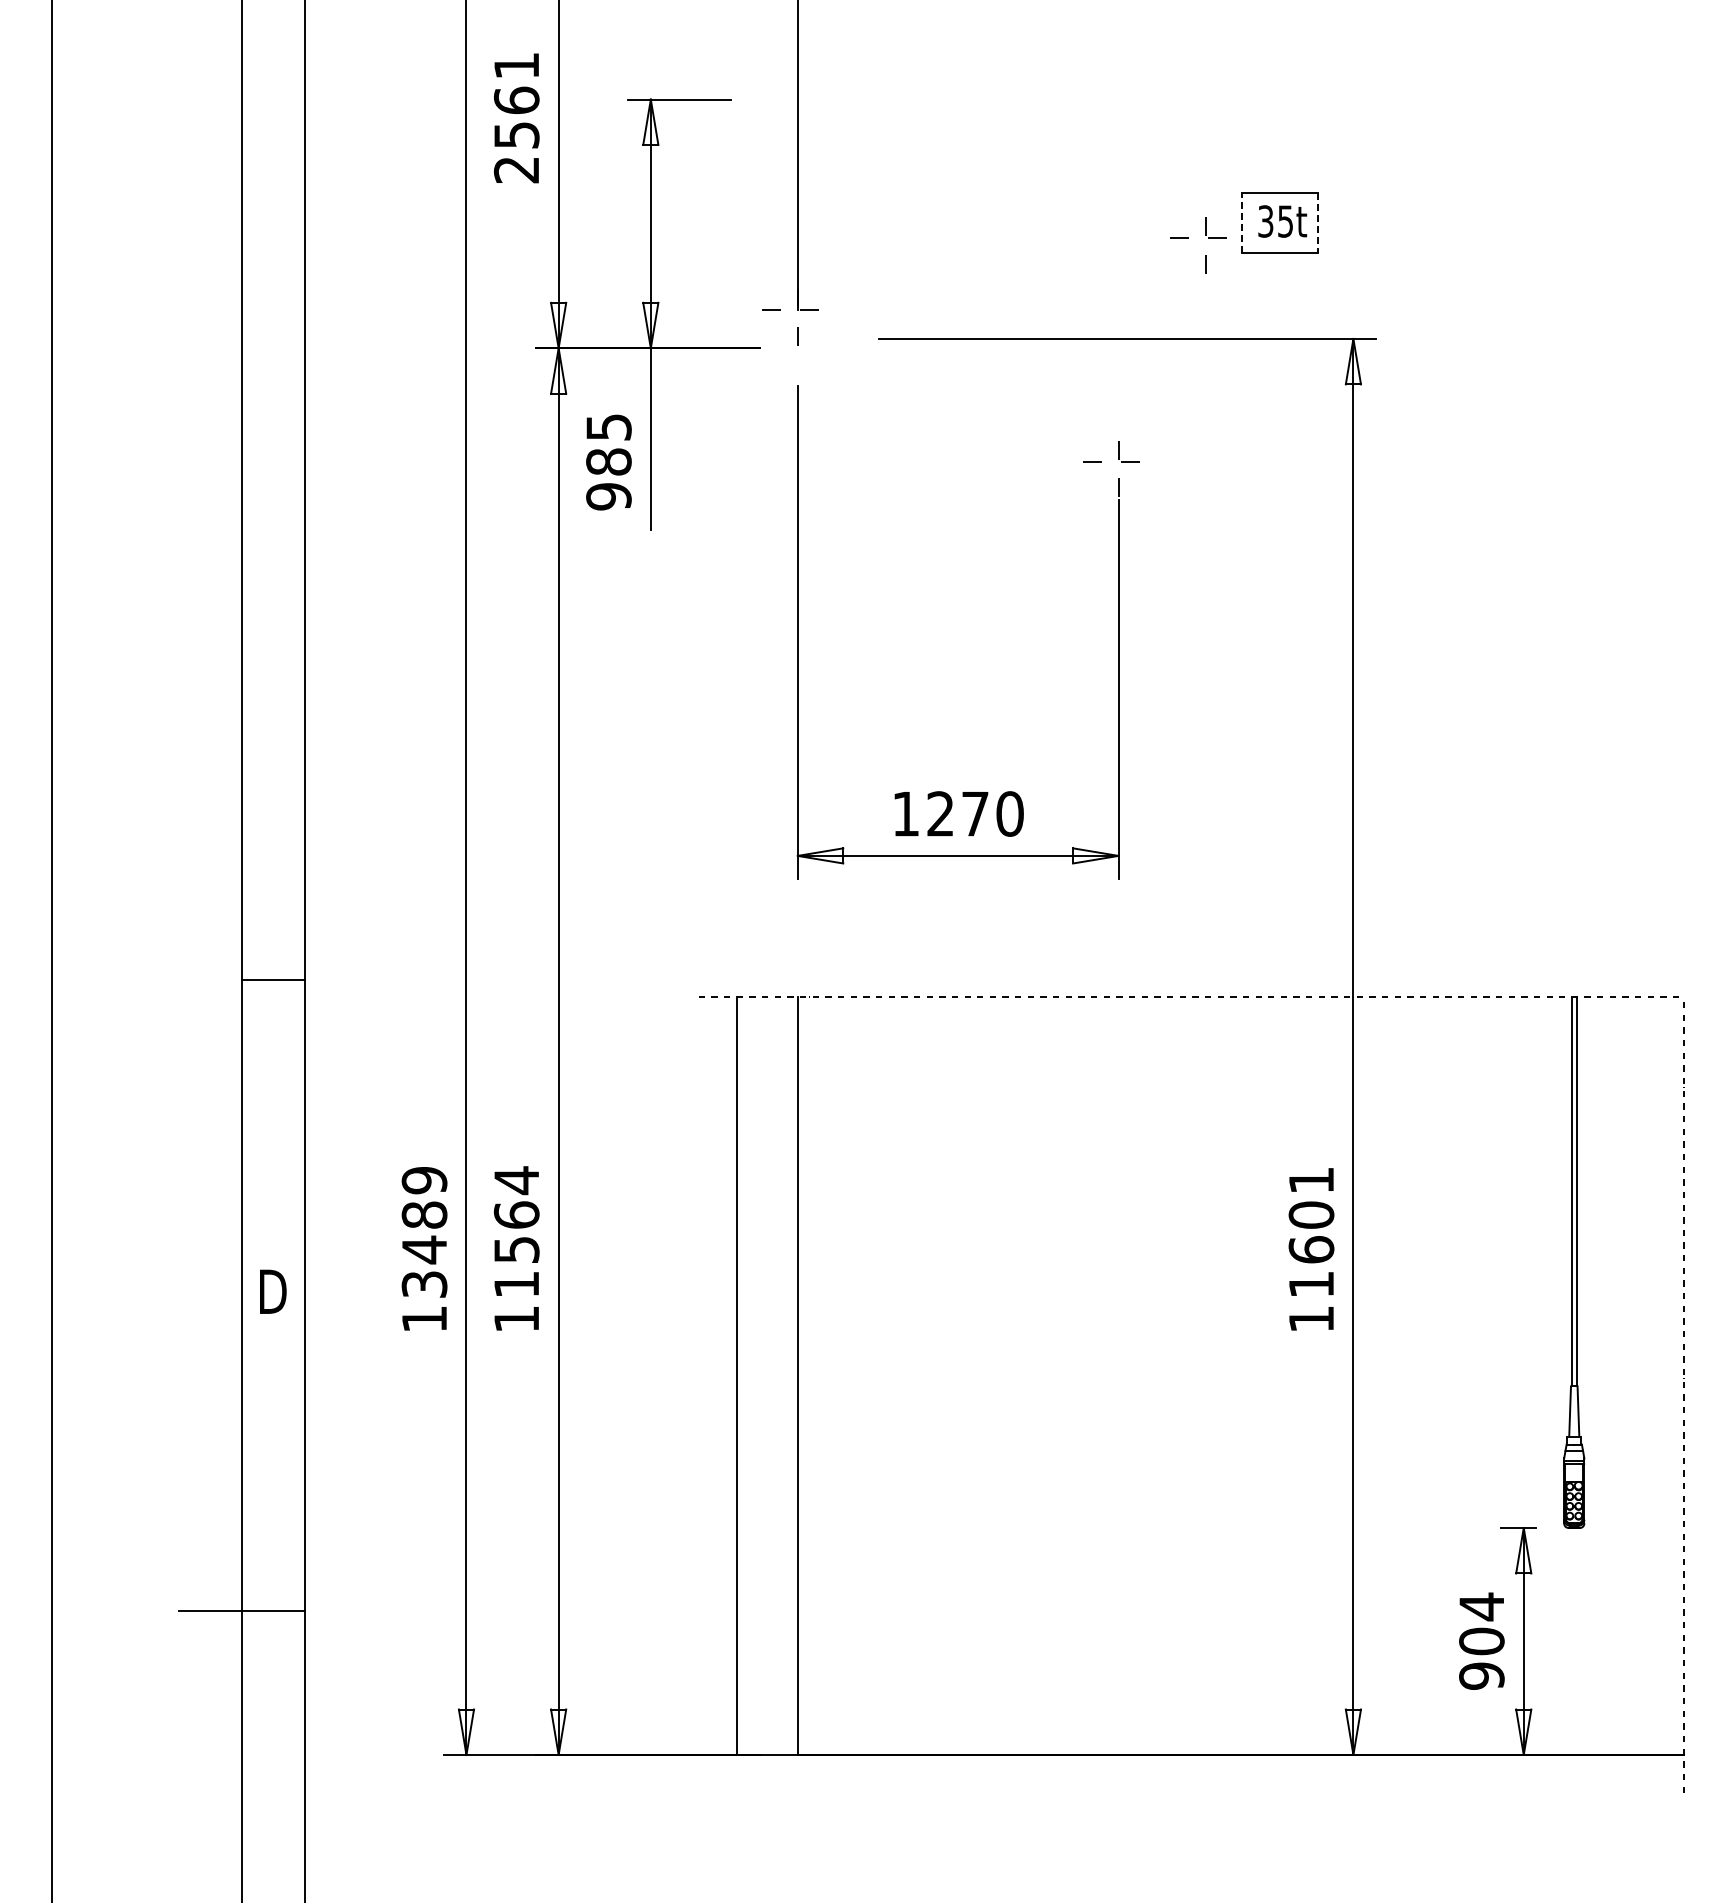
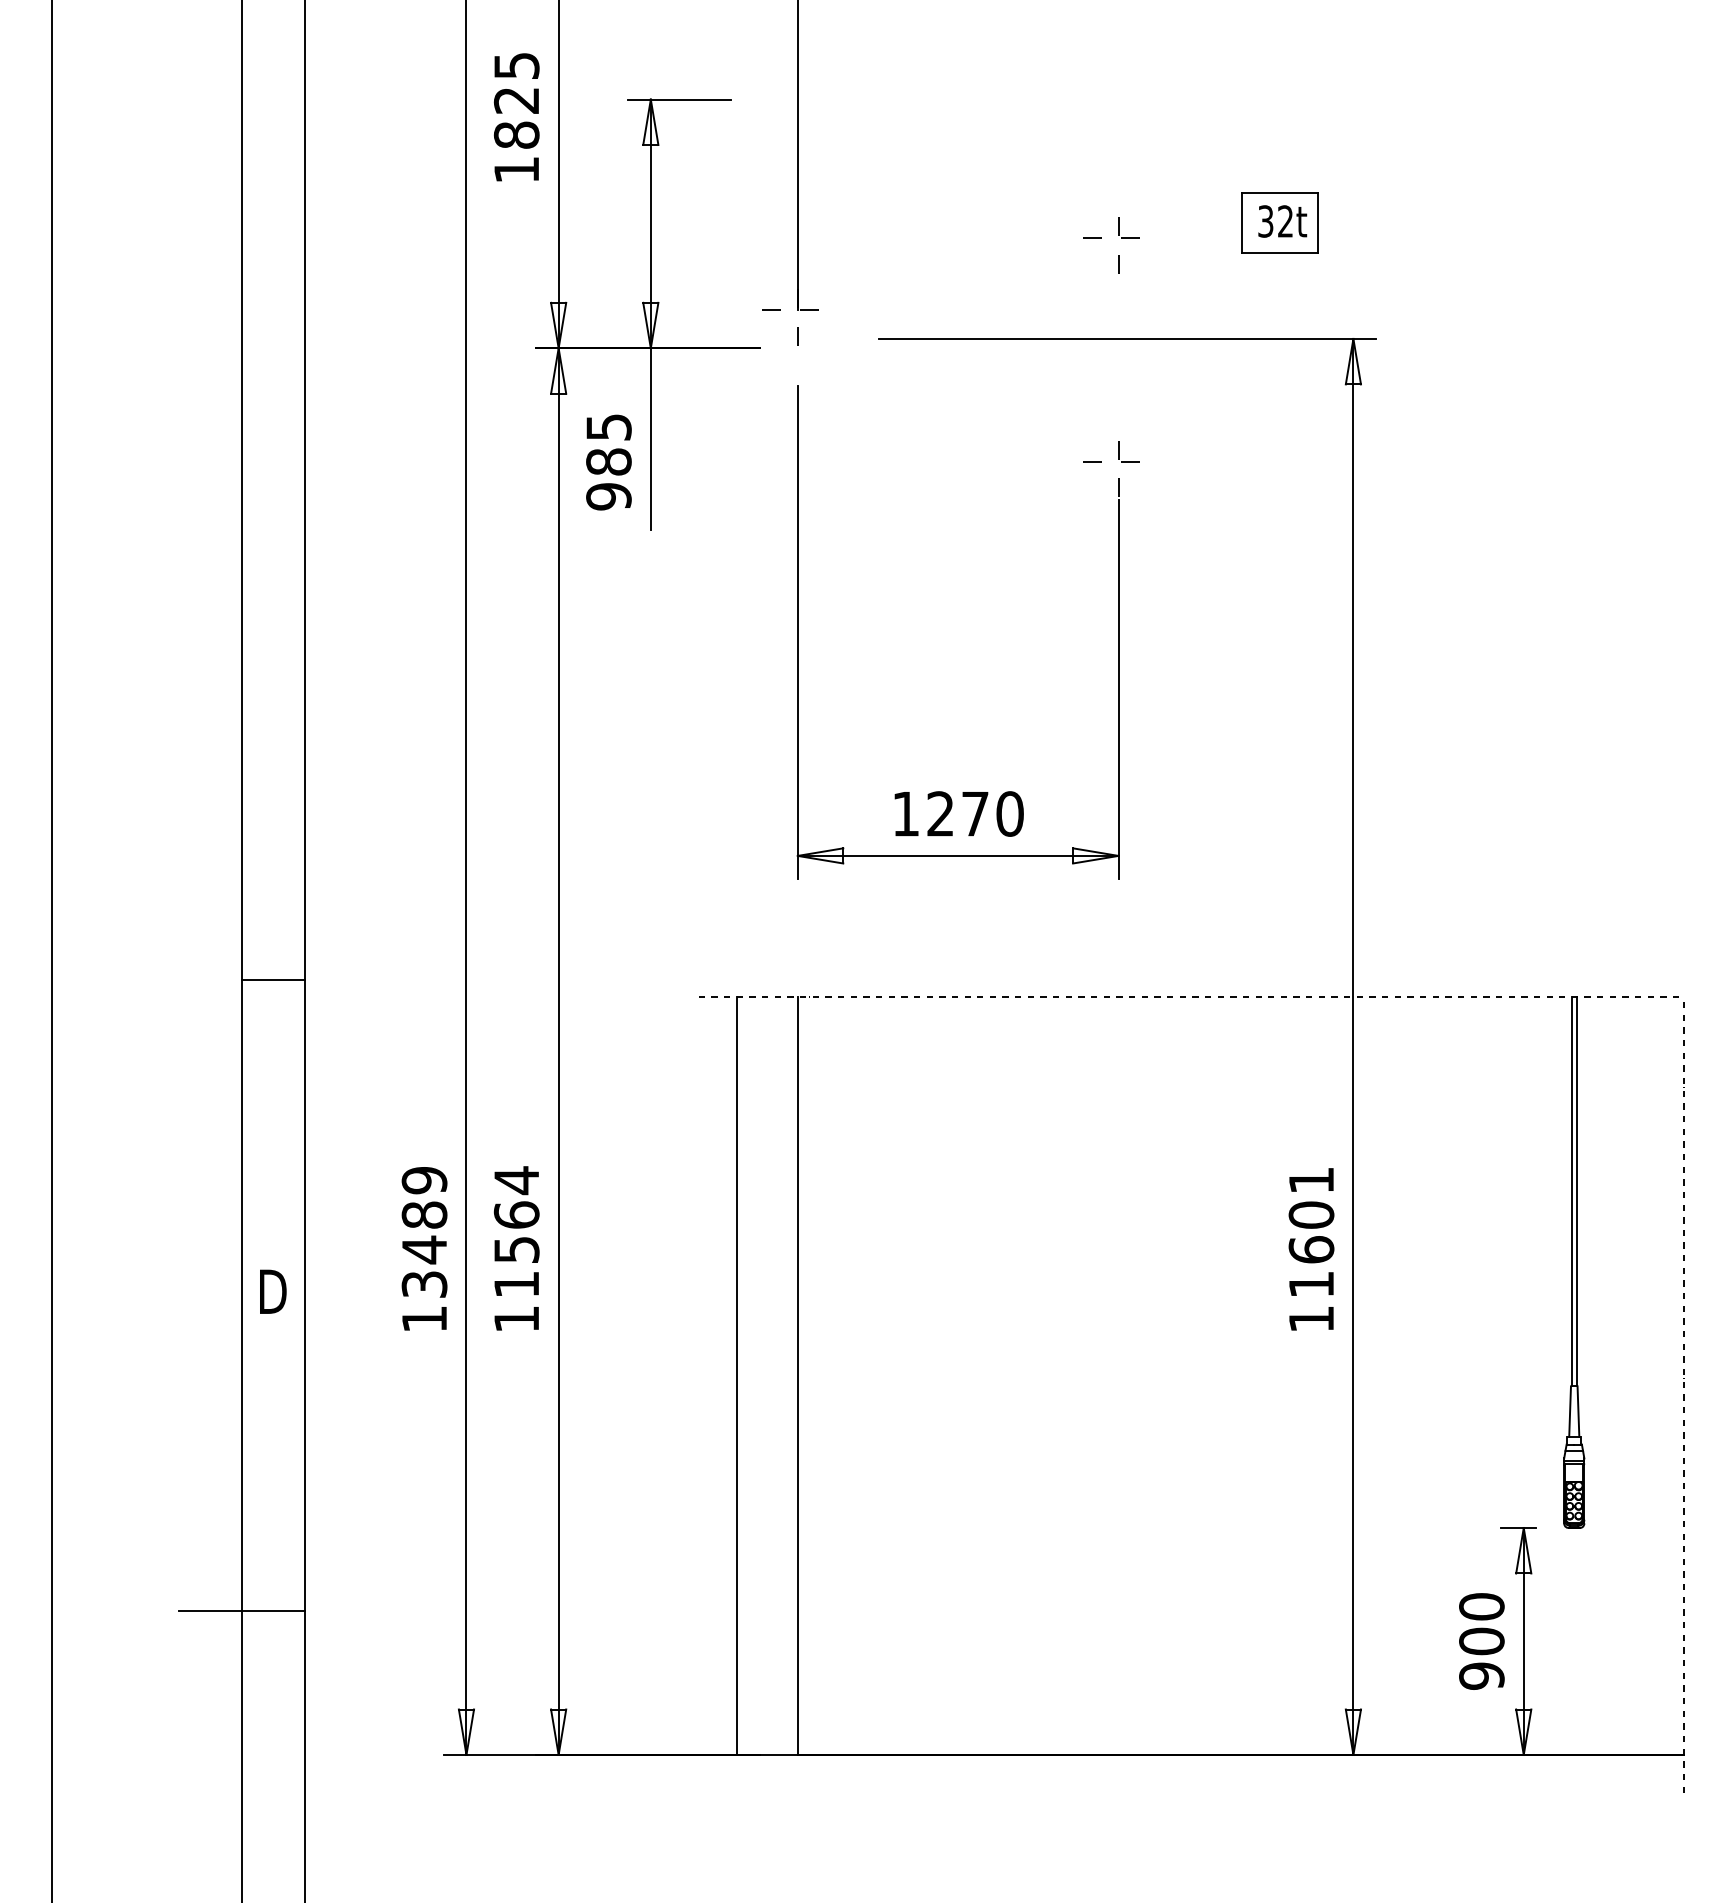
text: 2561 -> 1825 (516, 118)
text: 35t -> 32t (1285, 221)
line: dashed -> solid (1241, 223)
line: dashed -> solid (1318, 223)
part position: (1205, 235) -> (1118, 235) (1118, 235)
text: 904 -> 900 (1481, 1606)
